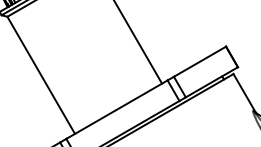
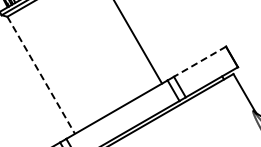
line: solid -> dashed (199, 62)
line: solid -> dashed (41, 75)
